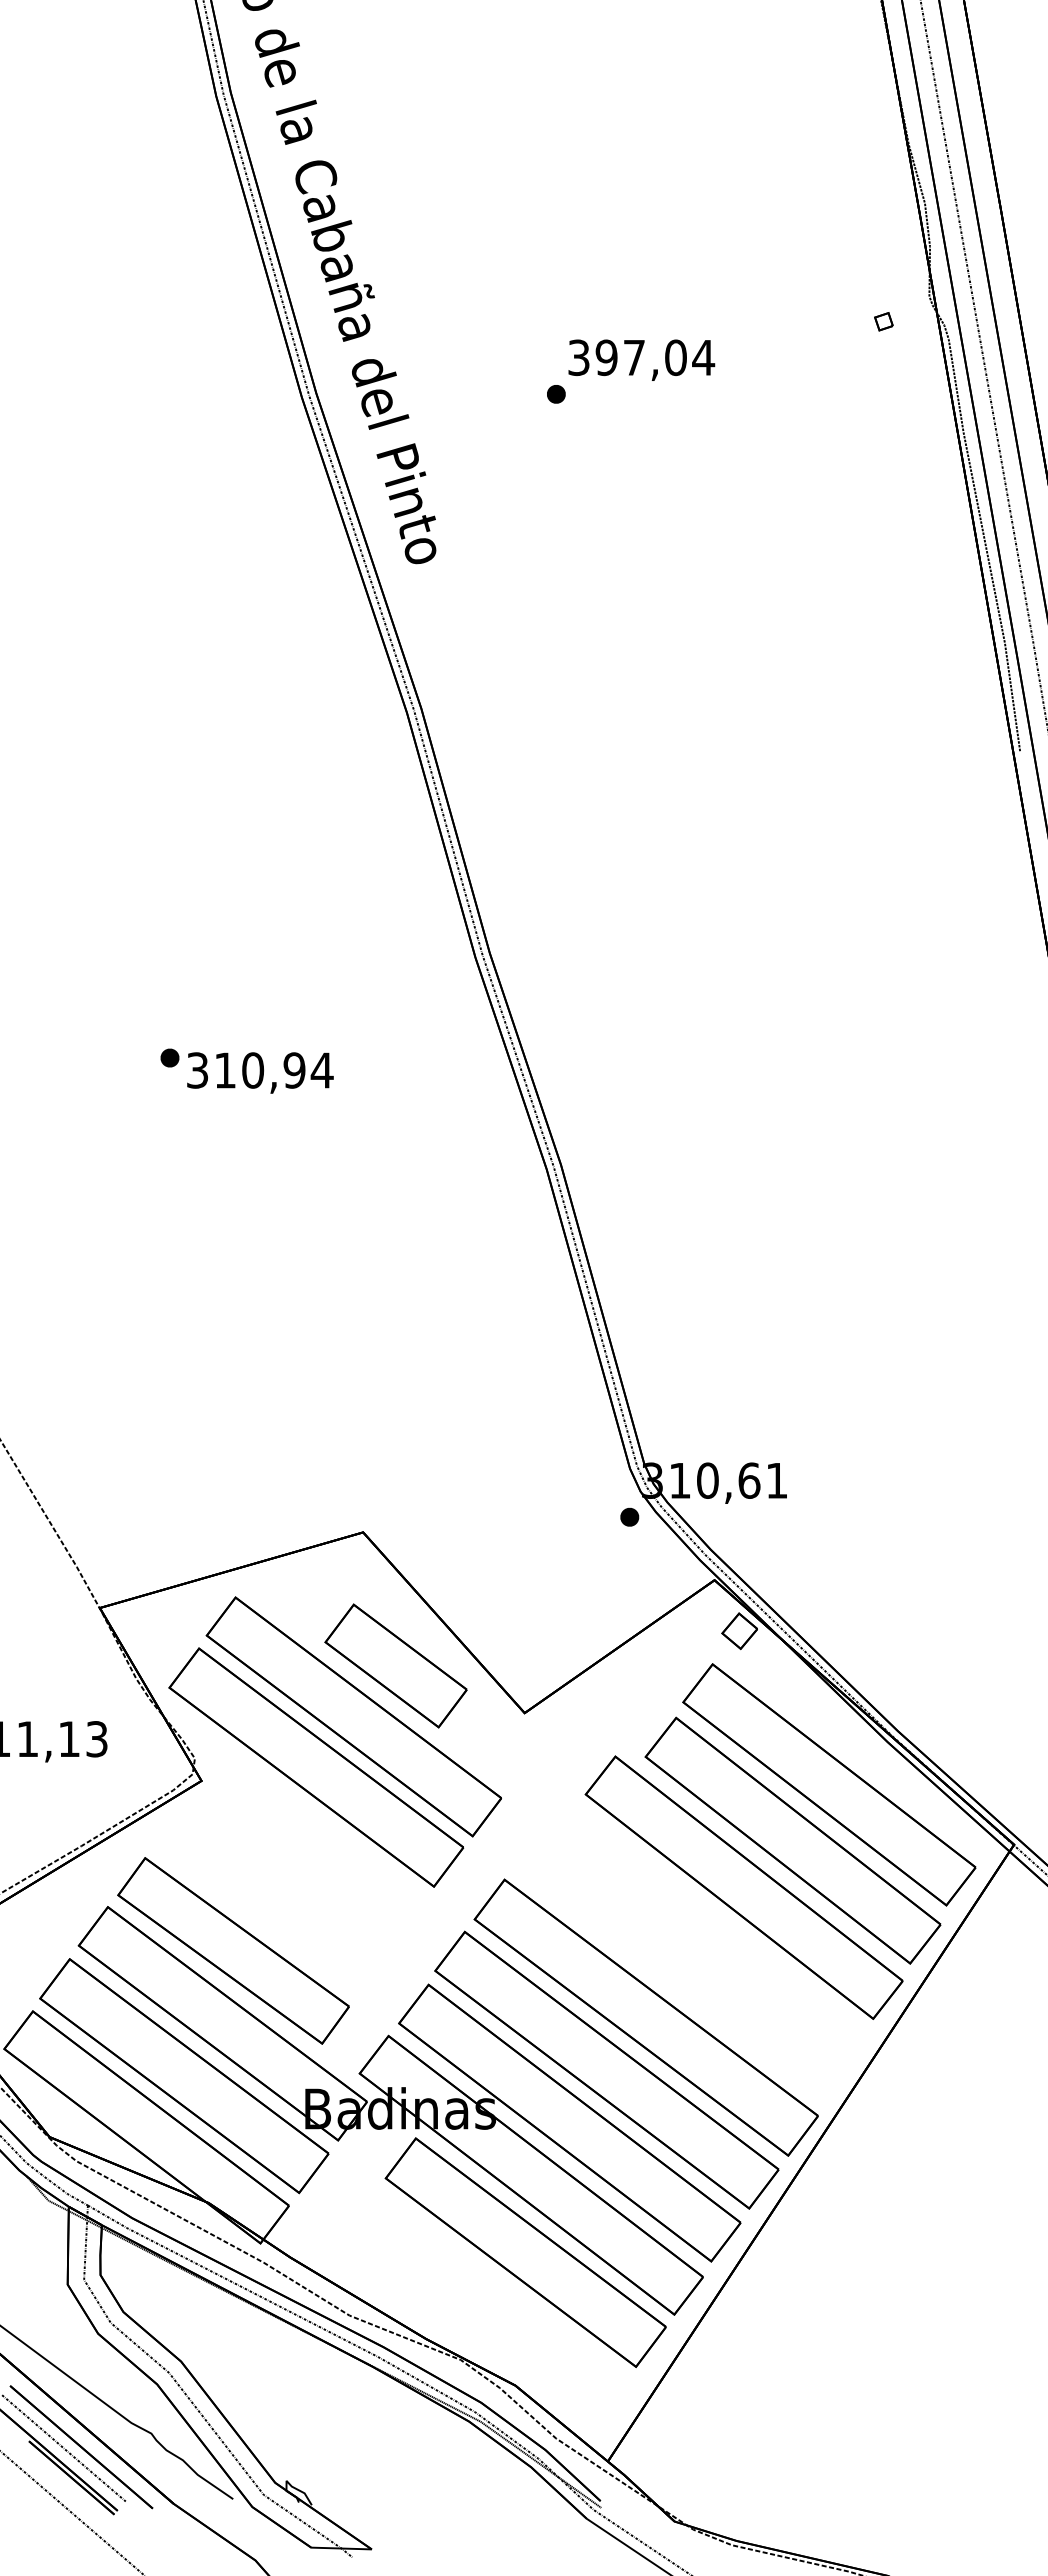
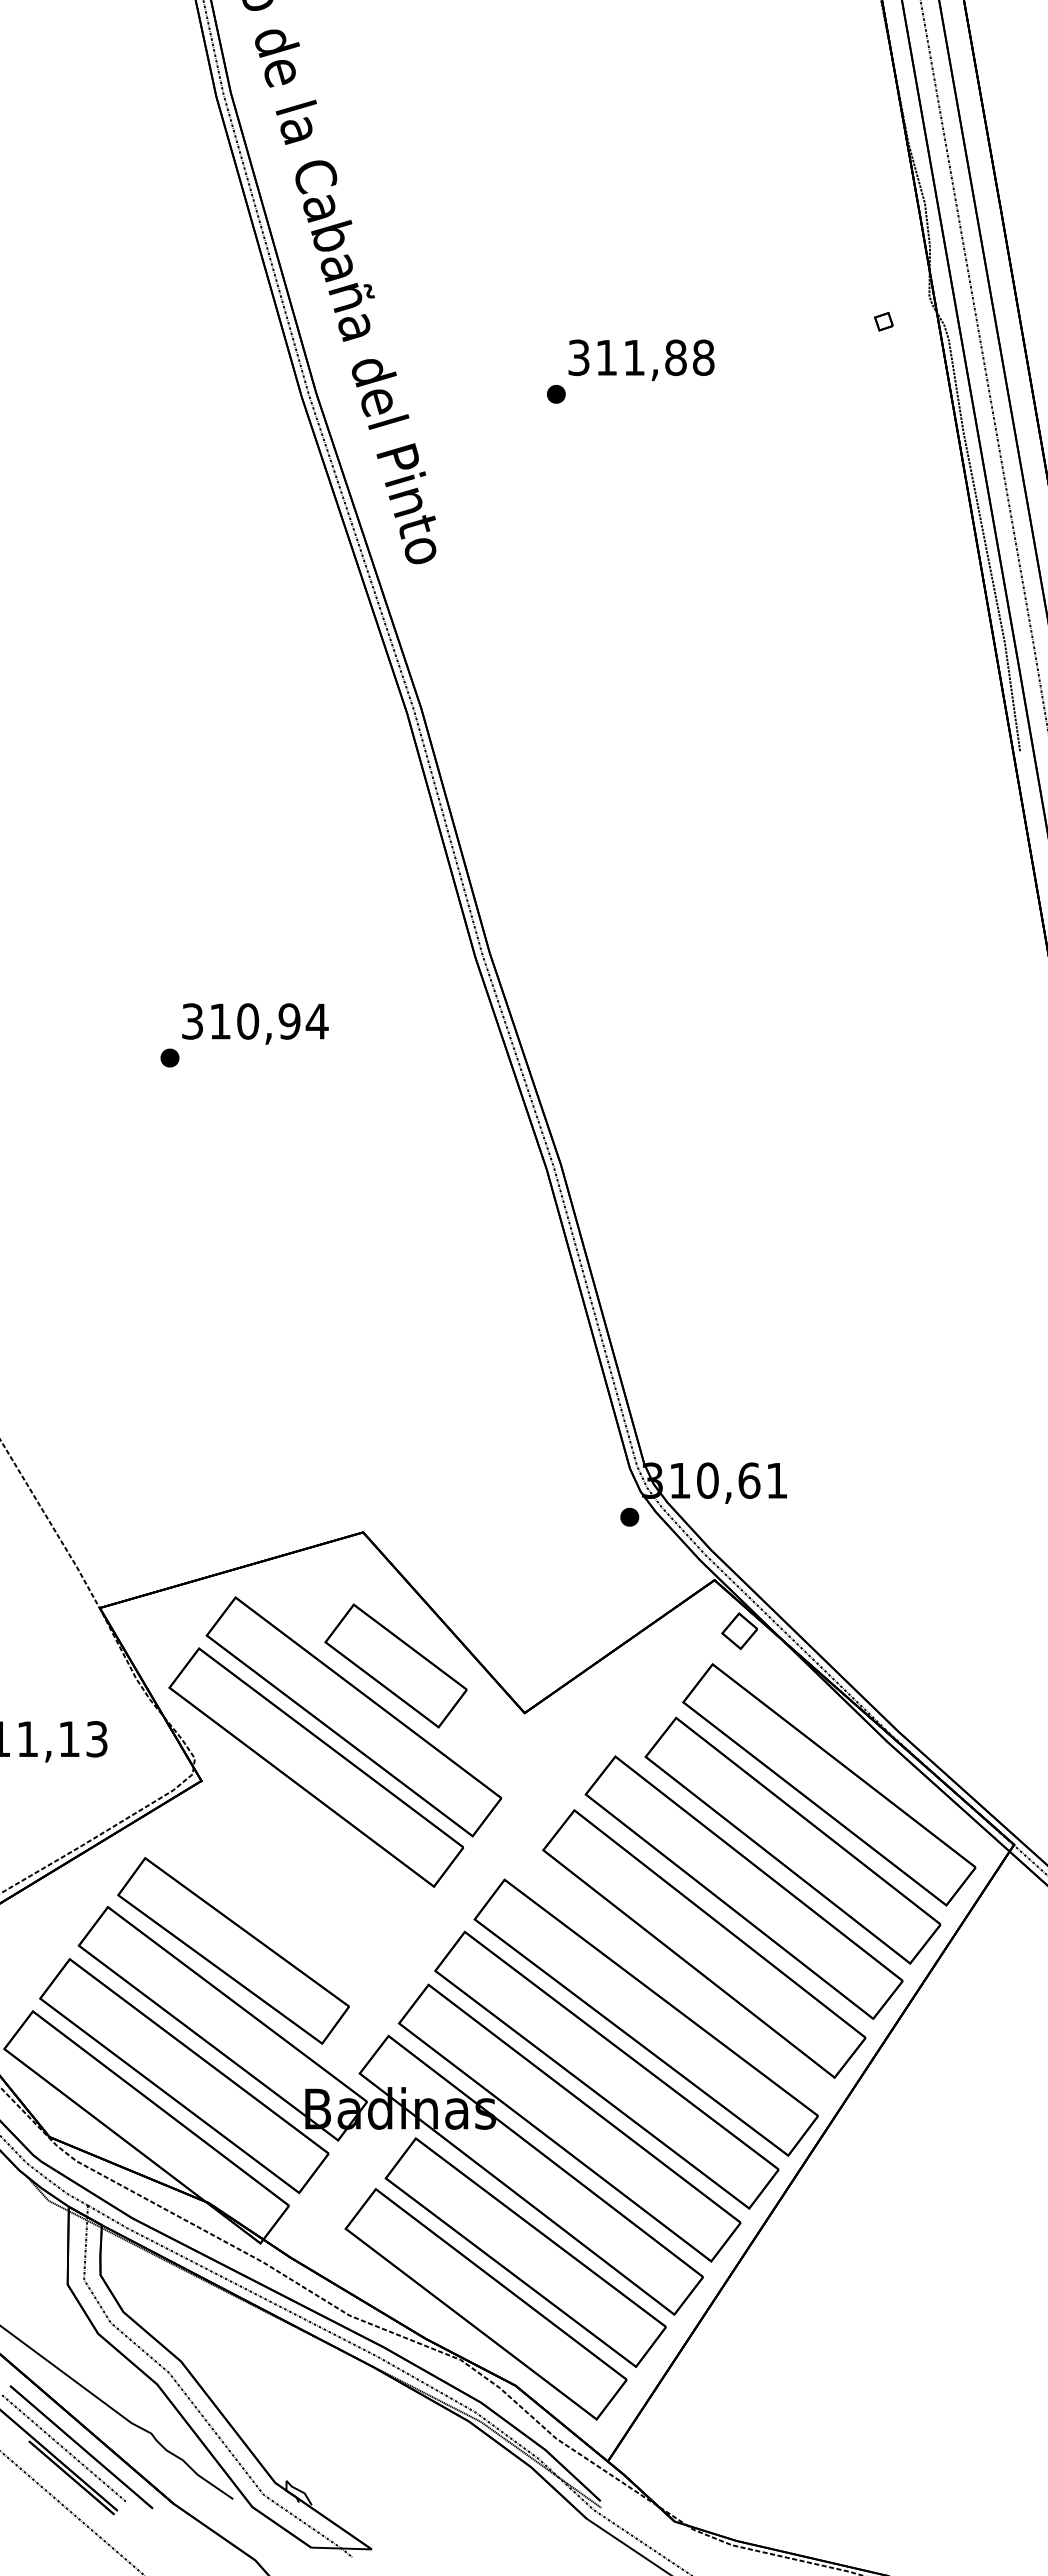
text: 397,04 -> 311,88 (655, 357)
text position: (260, 1072) -> (255, 1023) (255, 1023)
part: none -> present (704, 1943)
part: none -> present (485, 2304)
